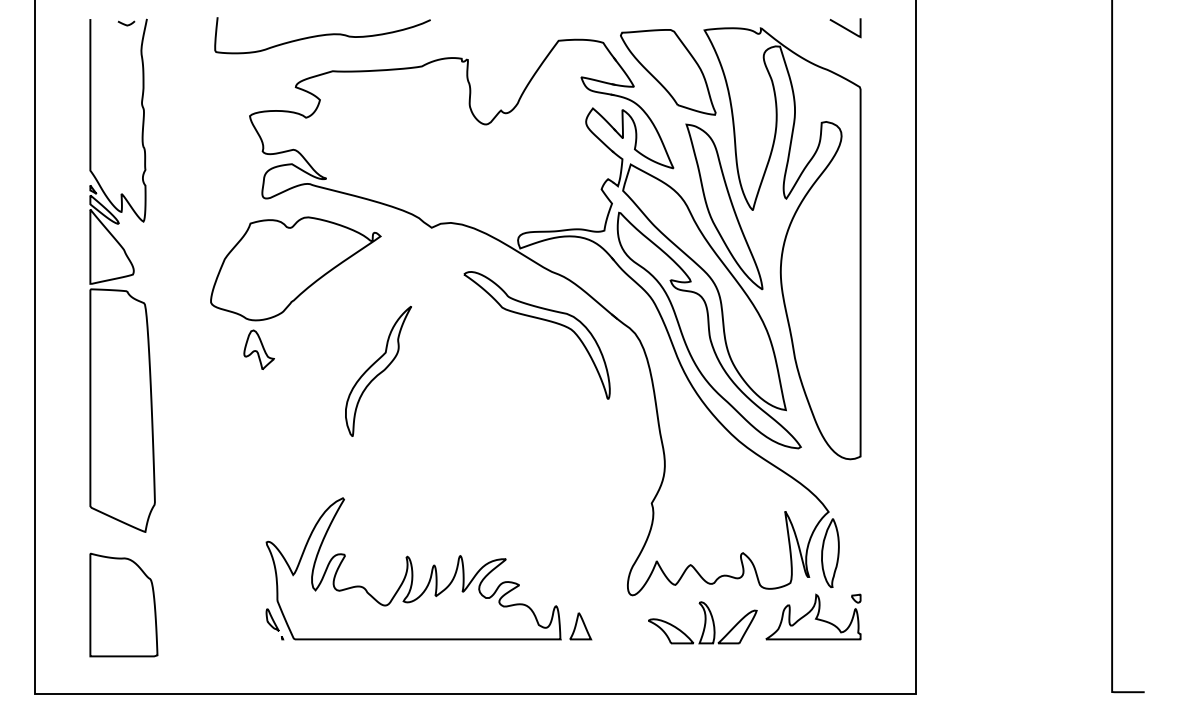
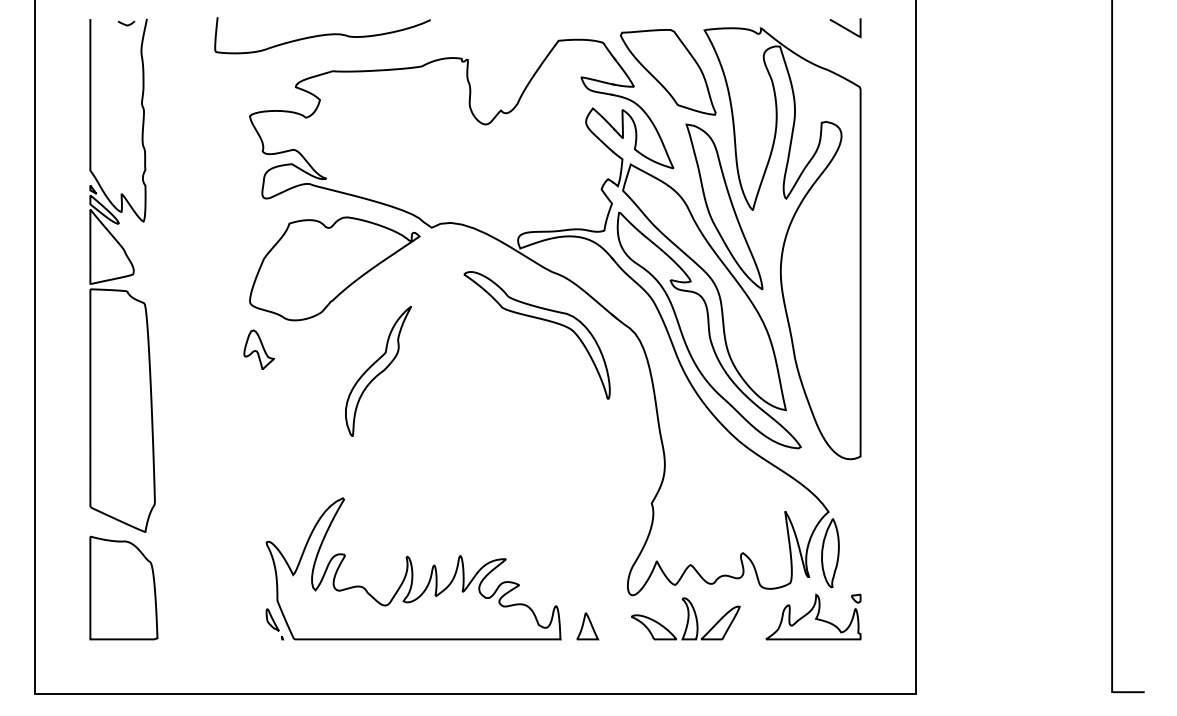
part position: (295, 268) -> (334, 268) (334, 268)
part position: (123, 604) -> (123, 587) (123, 587)
part position: (702, 622) -> (685, 618) (685, 618)
part position: (580, 626) -> (587, 626) (587, 626)
